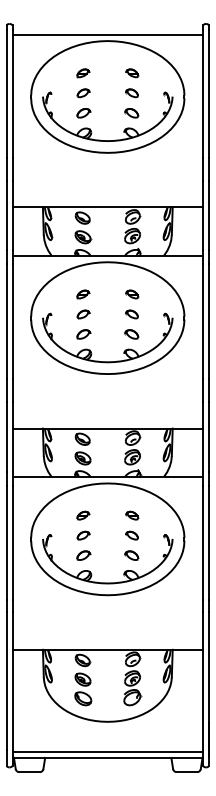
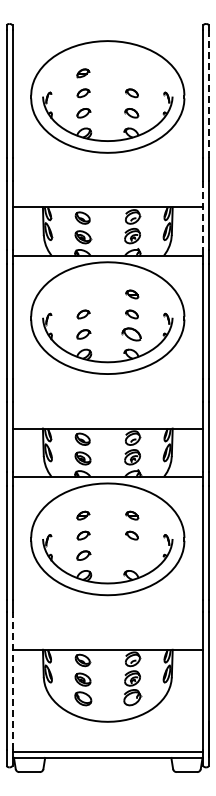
line: present -> none (107, 34)
part: present -> none (132, 73)
line: solid -> dashed (209, 93)
line: solid -> dashed (203, 215)
part: present -> none (83, 294)
part size: 16x11 px -> 21x15 px (131, 334)
part: present -> none (131, 555)
line: solid -> dashed (12, 680)
